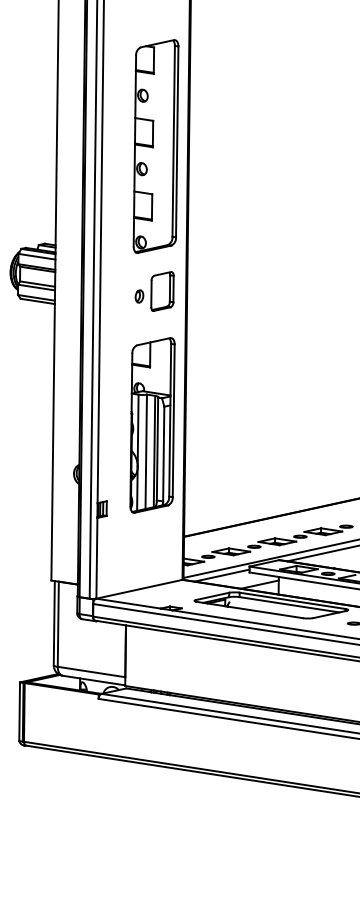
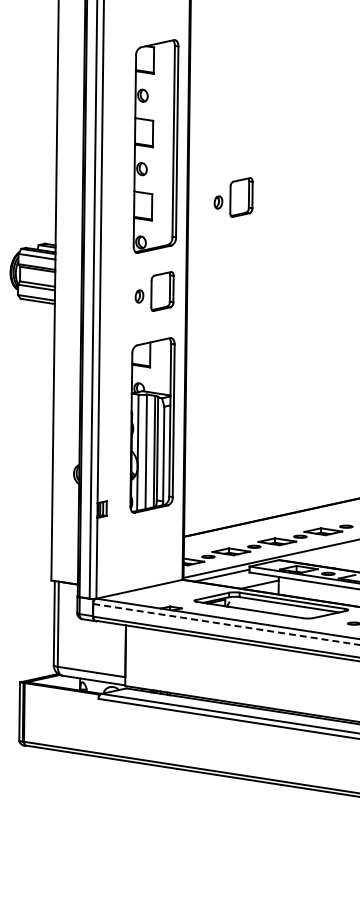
part: none -> present (233, 197)
line: present -> none (321, 553)
line: solid -> dashed (226, 624)
